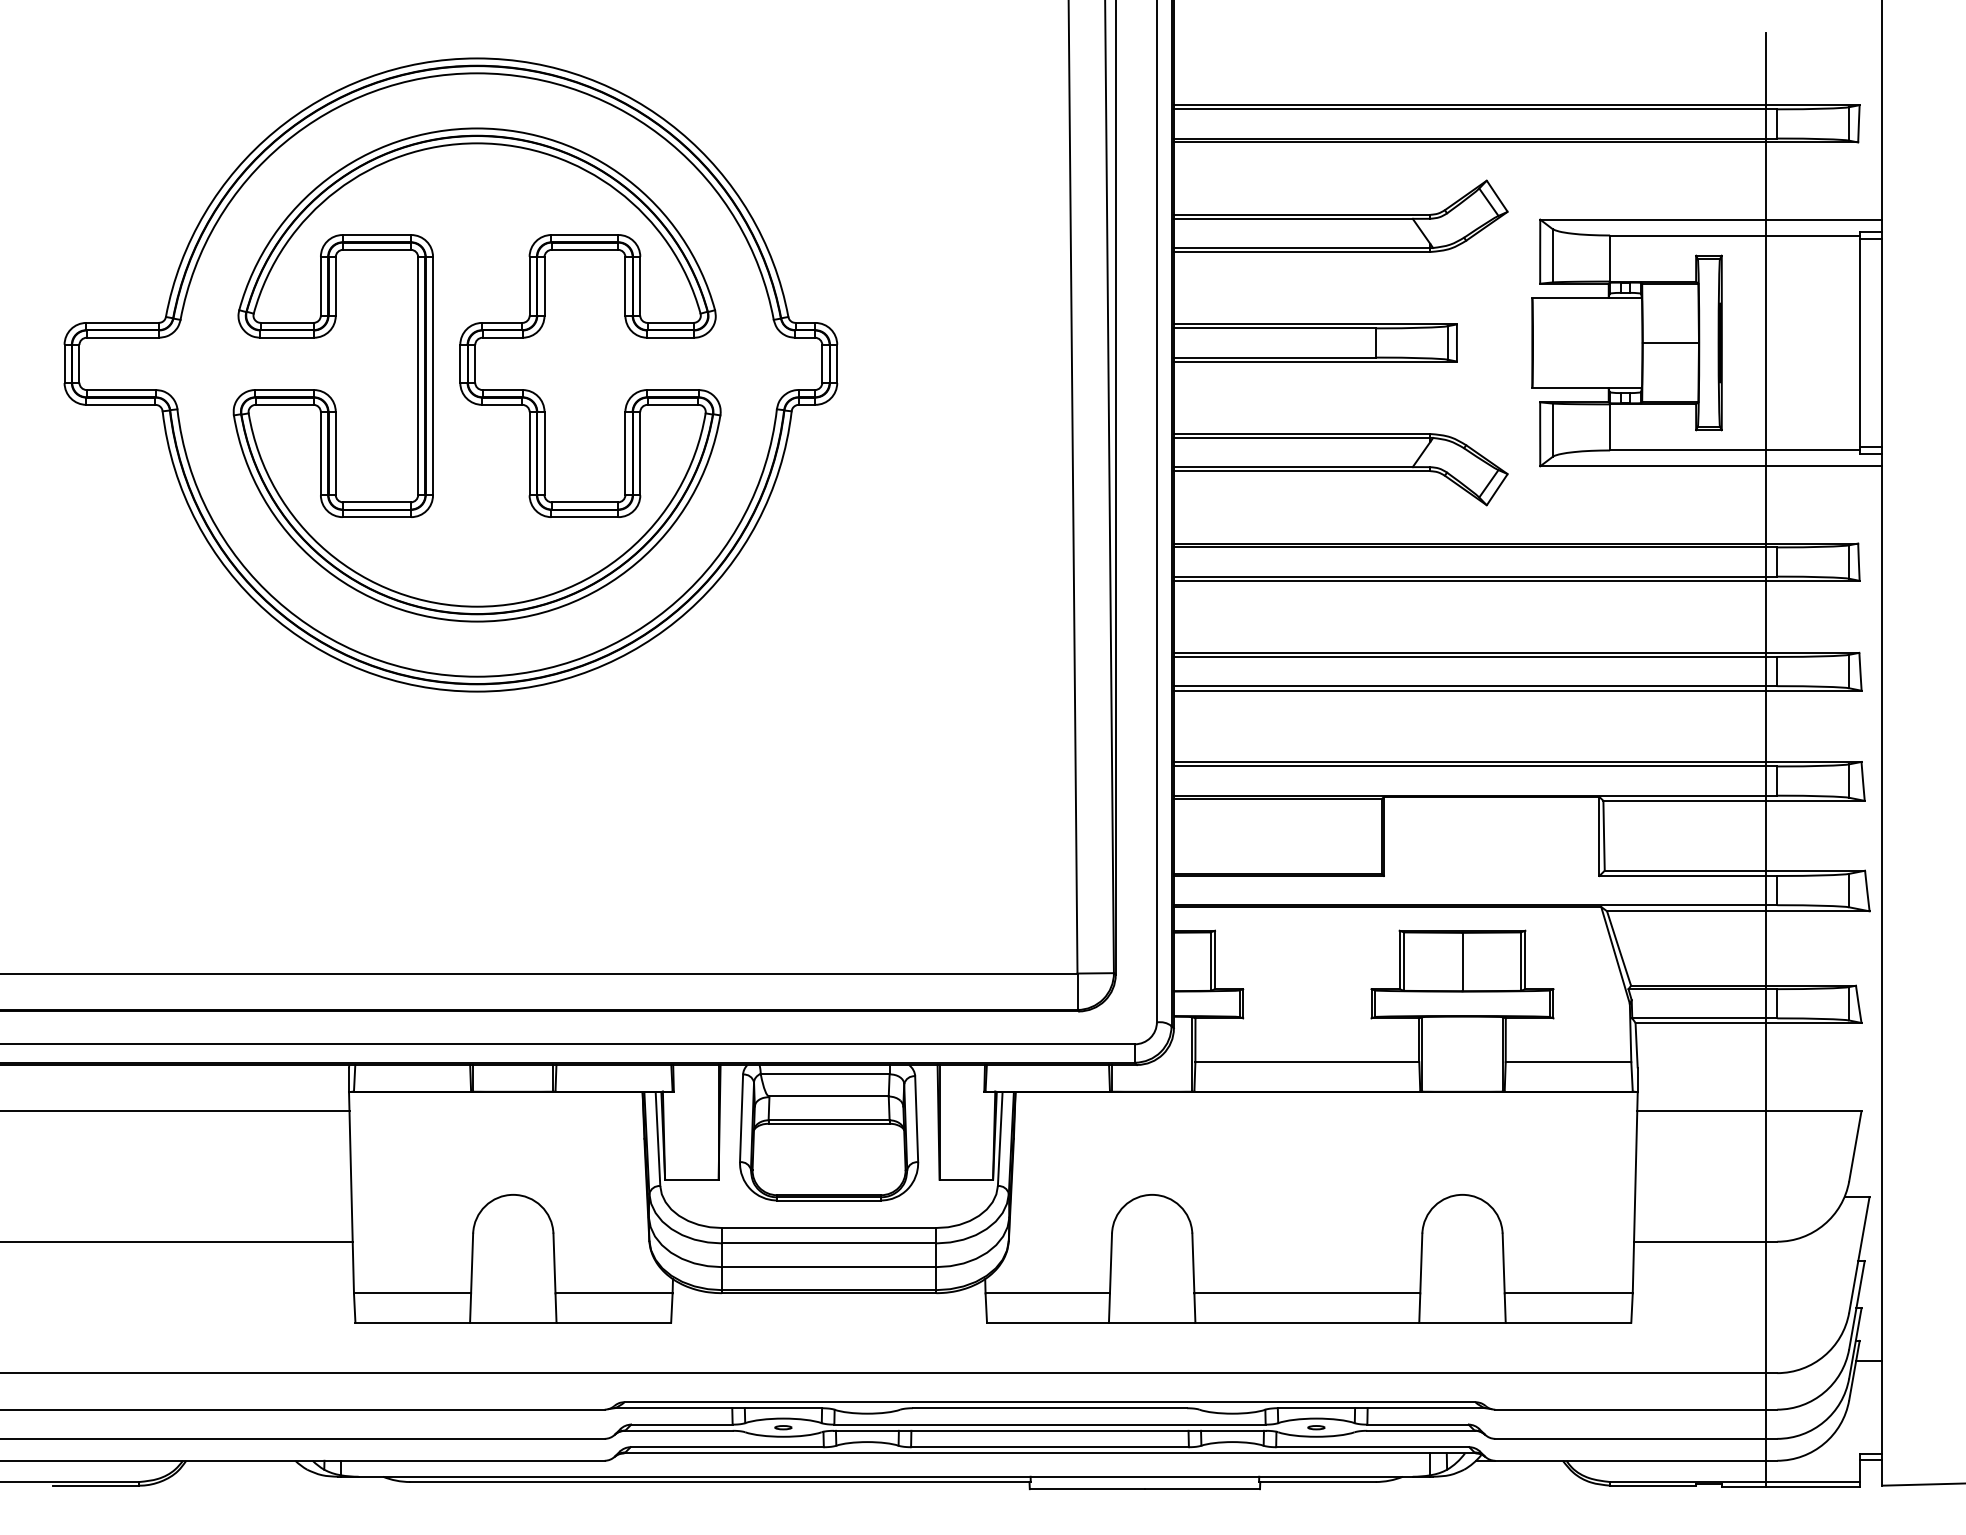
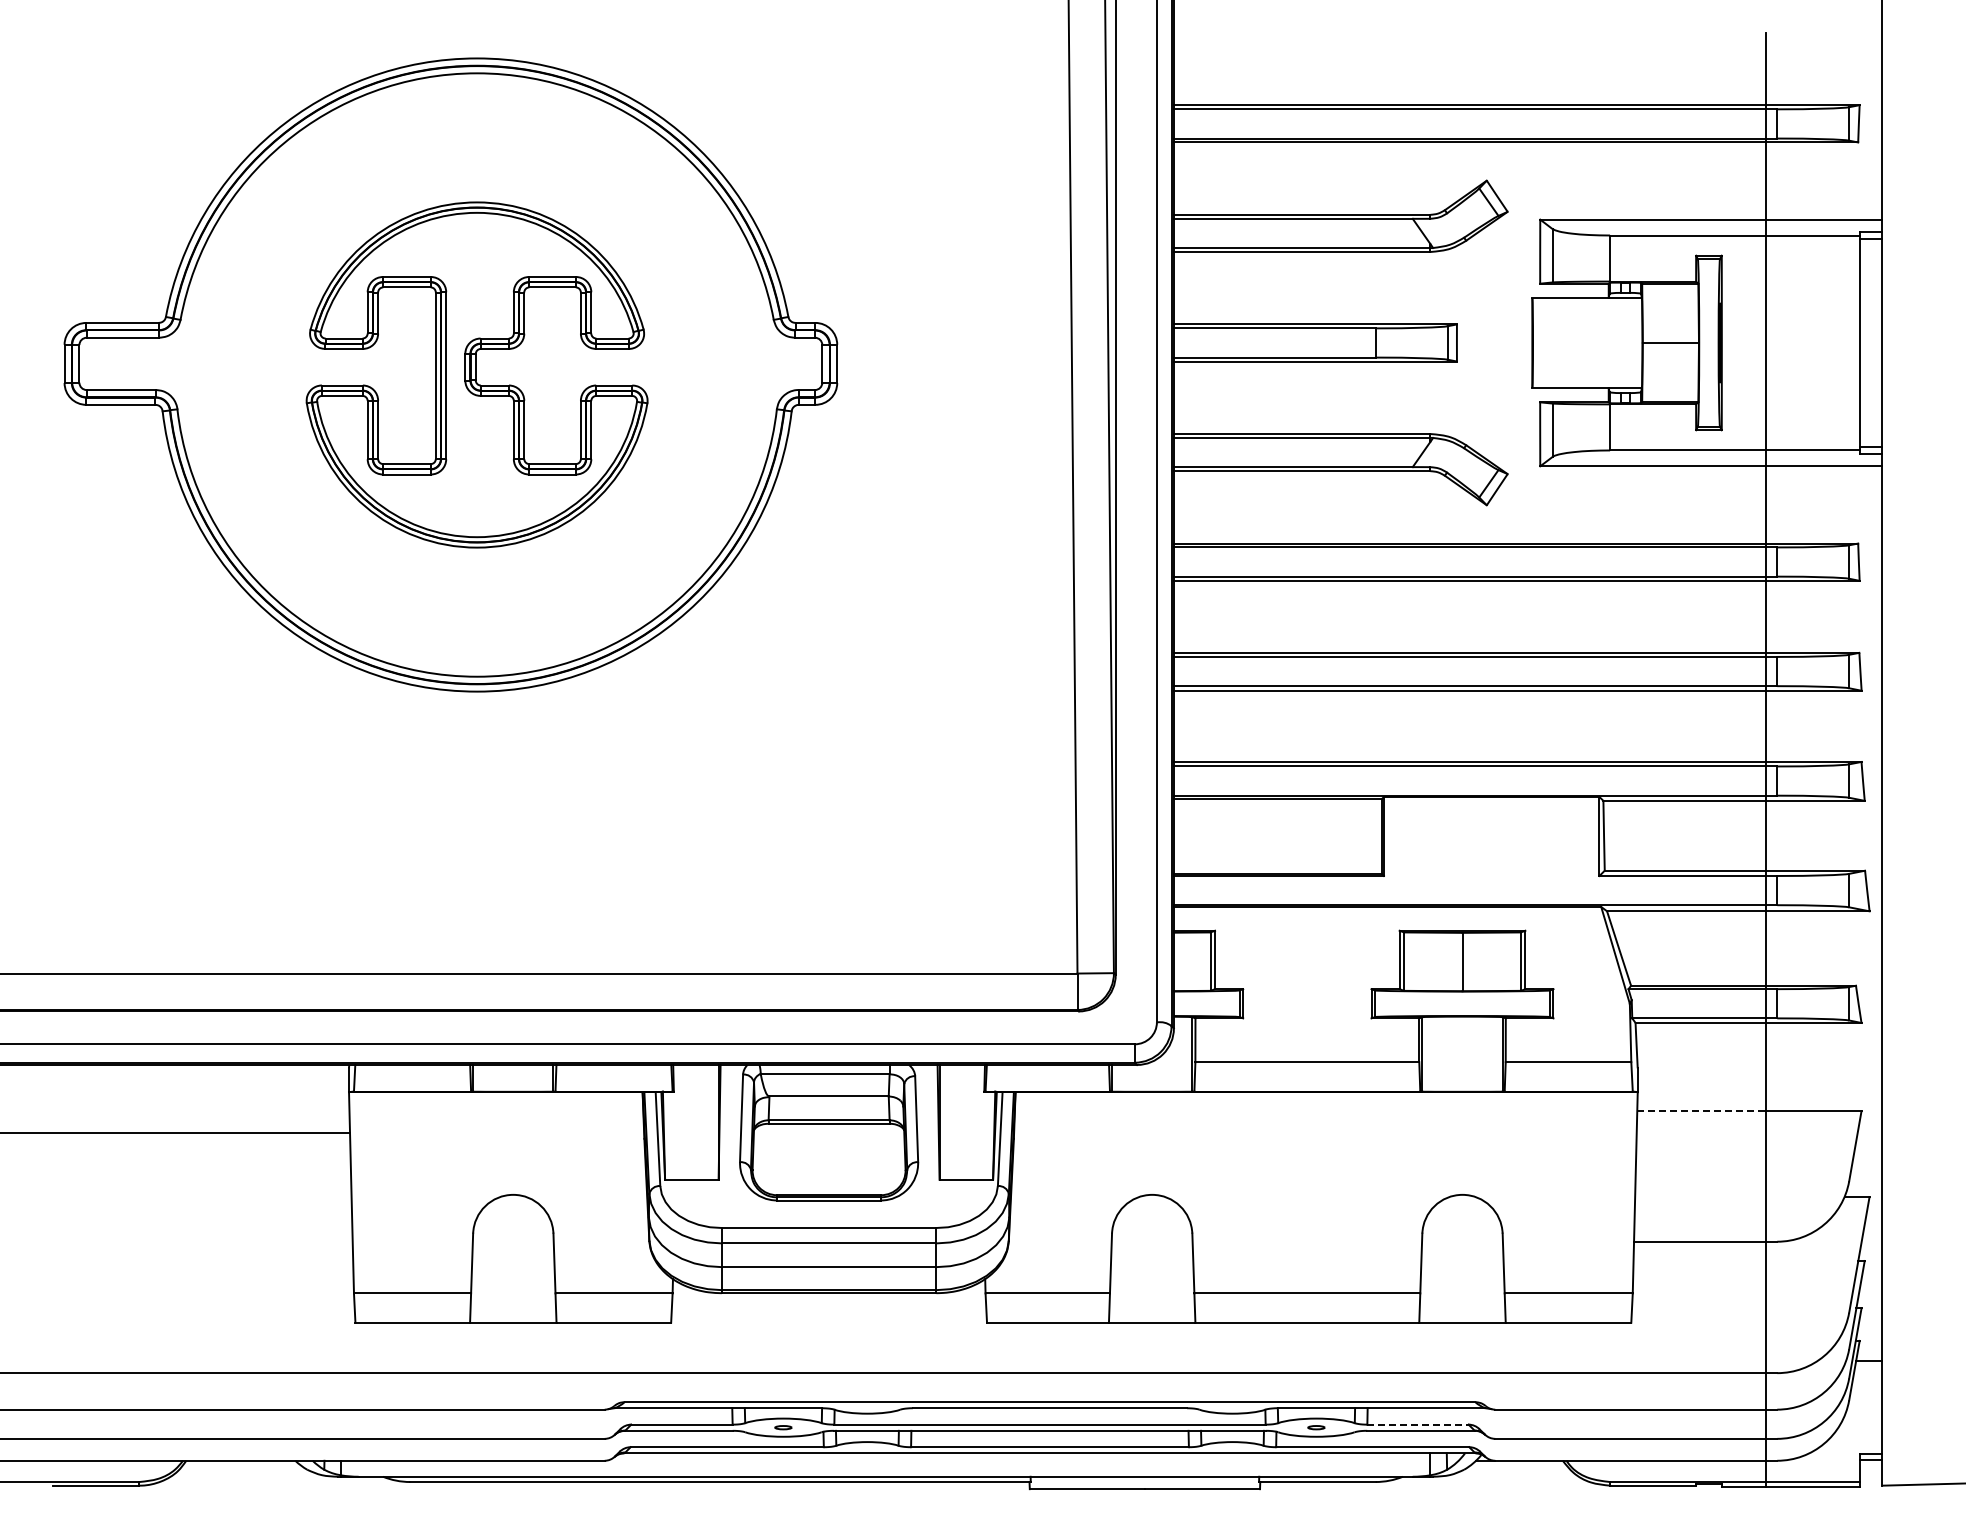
part size: 490x496 px -> 344x348 px (476, 374)
line position: (175, 1111) -> (175, 1133) (175, 1133)
line: solid -> dashed (1701, 1111)
line: present -> none (177, 1241)
line: solid -> dashed (1418, 1424)
